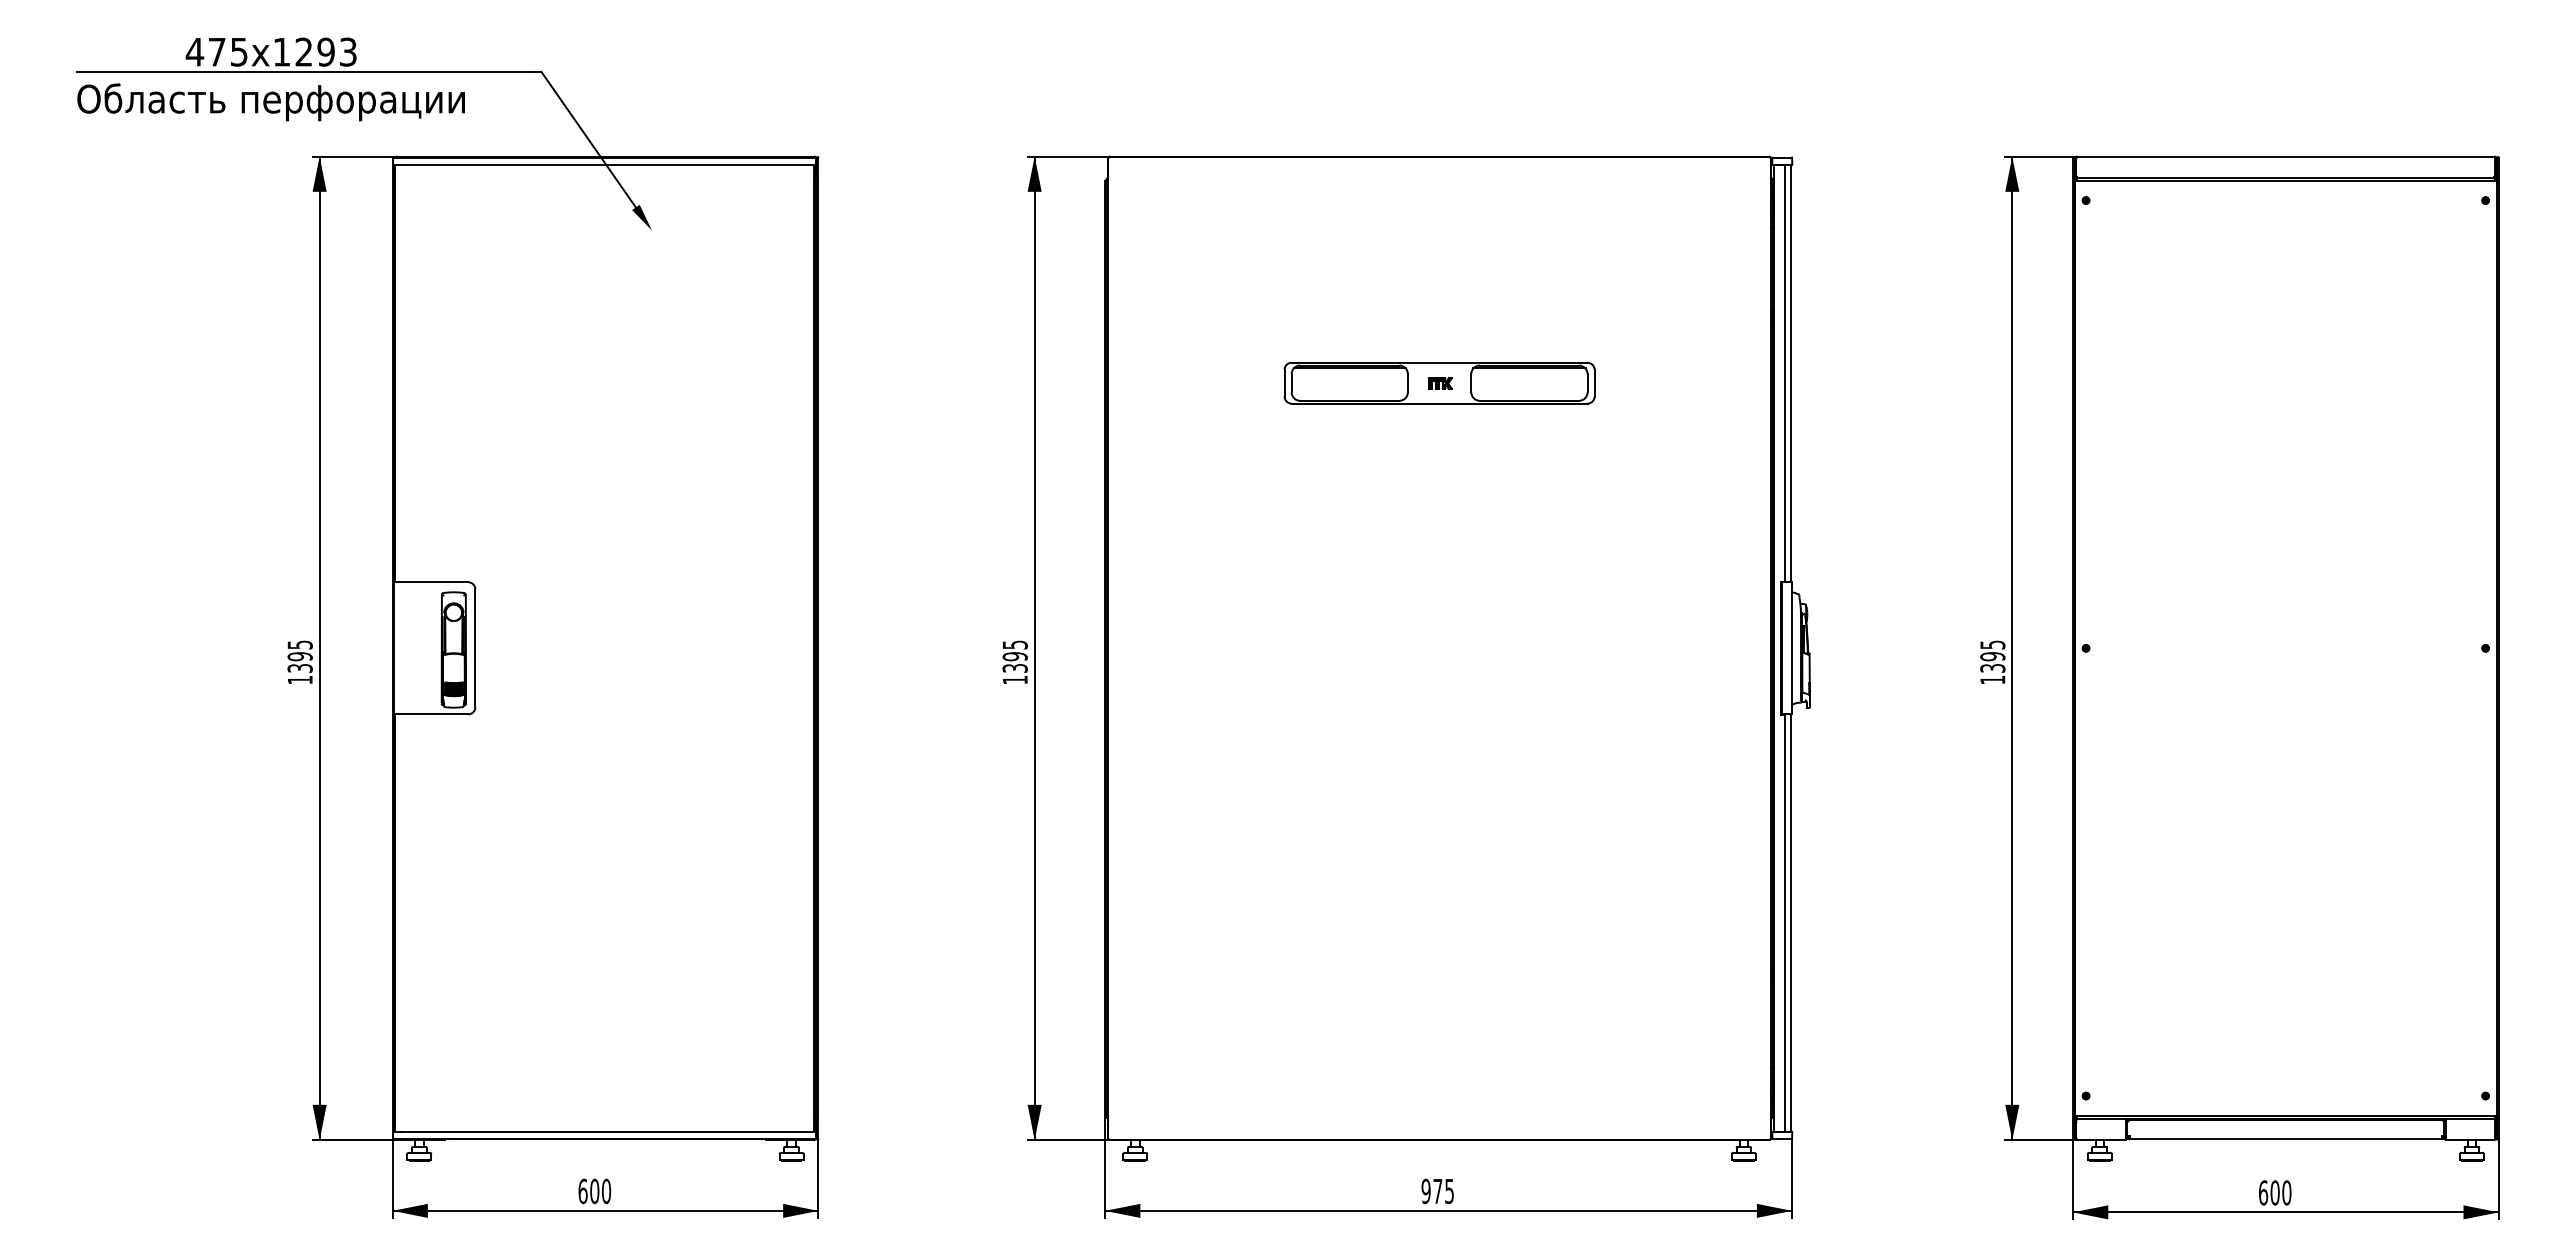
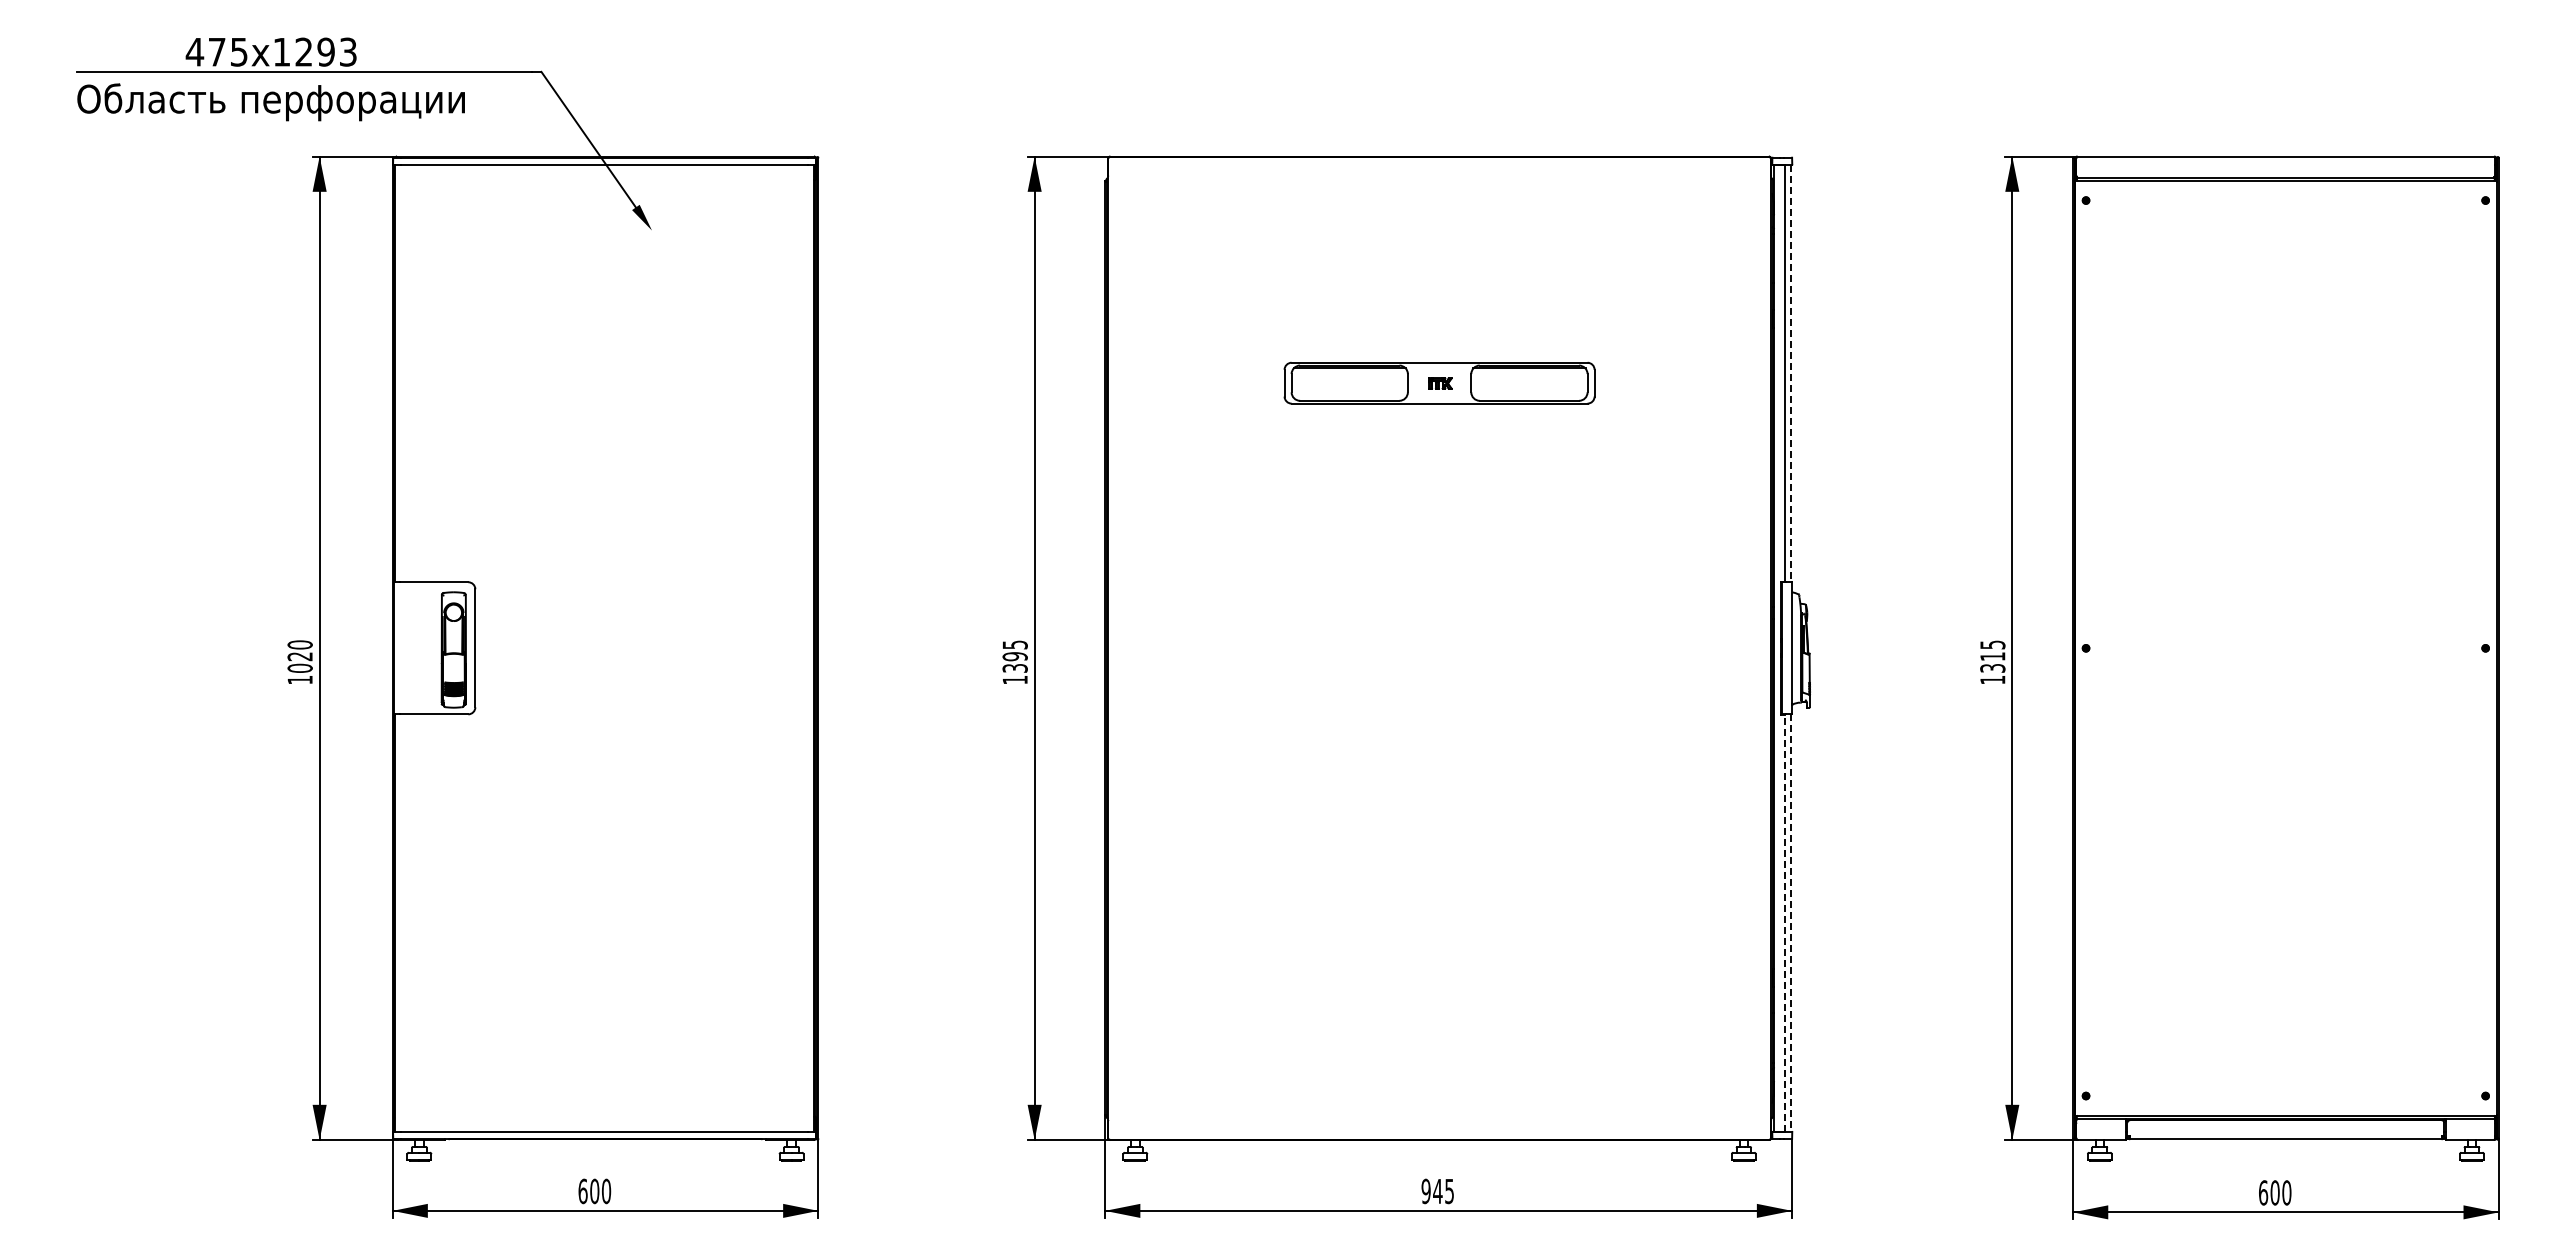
line: solid -> dashed (1790, 373)
text: 1395 -> 1020 (299, 656)
text: 1395 -> 1315 (1992, 656)
line: solid -> dashed (1784, 922)
line: solid -> dashed (1790, 923)
text: 975 -> 945 (1437, 1191)
